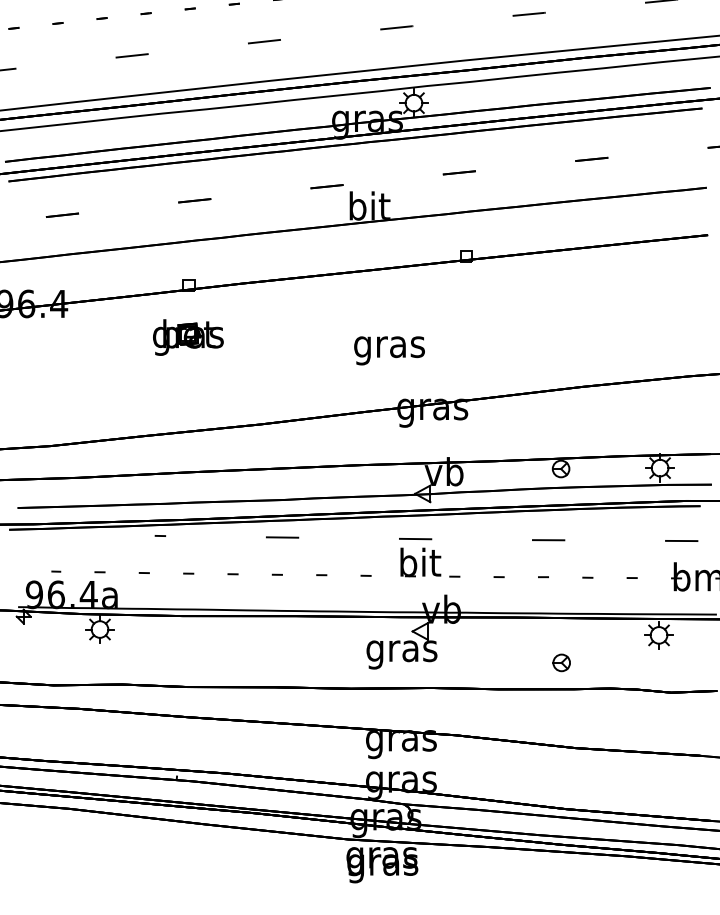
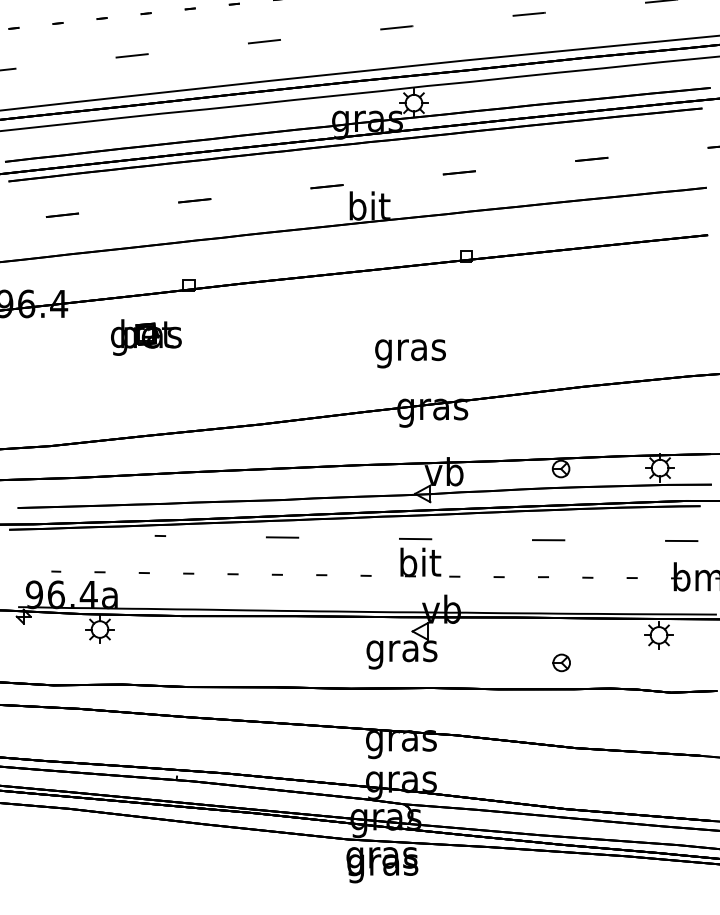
part position: (188, 337) -> (146, 337) (146, 337)
text position: (389, 350) -> (410, 353) (410, 353)
